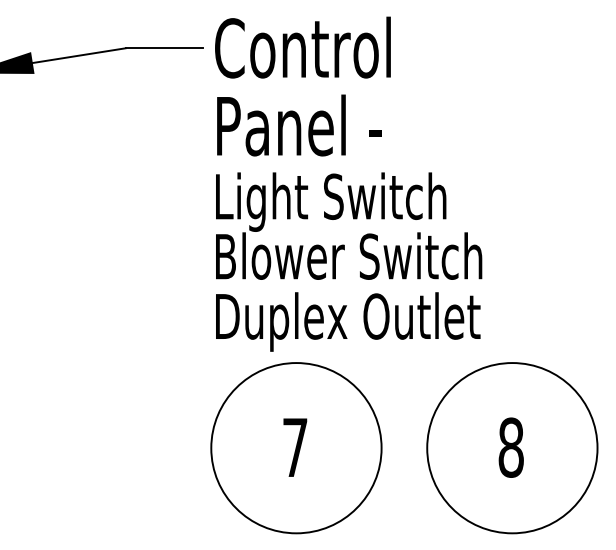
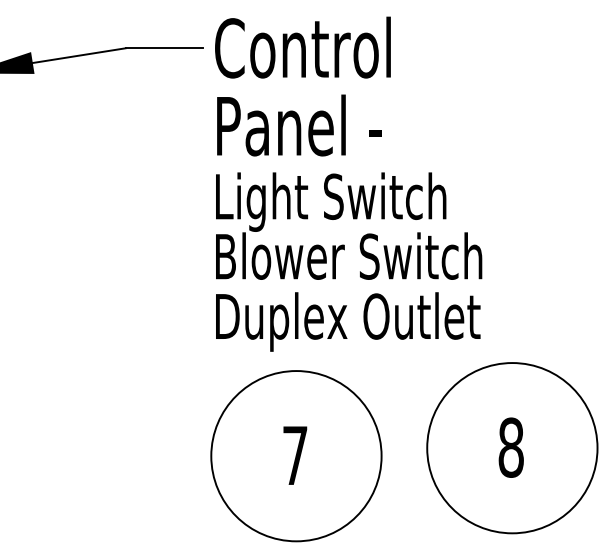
part position: (296, 448) -> (296, 456) (296, 456)
